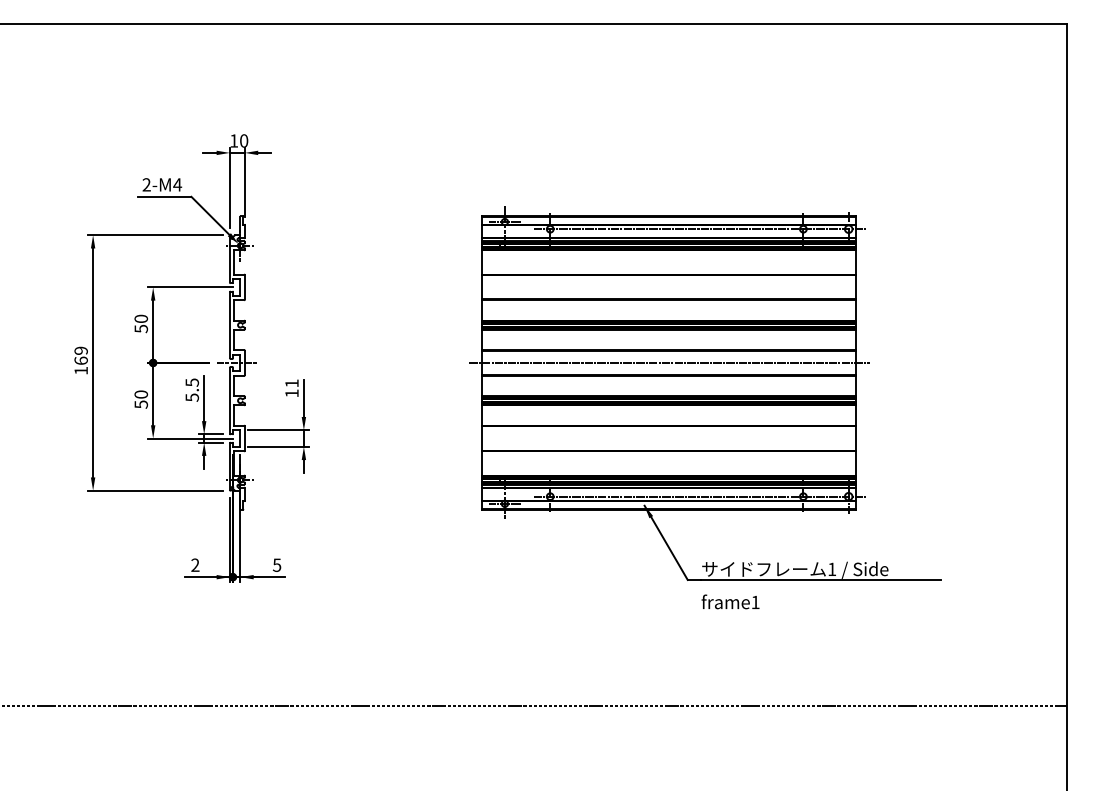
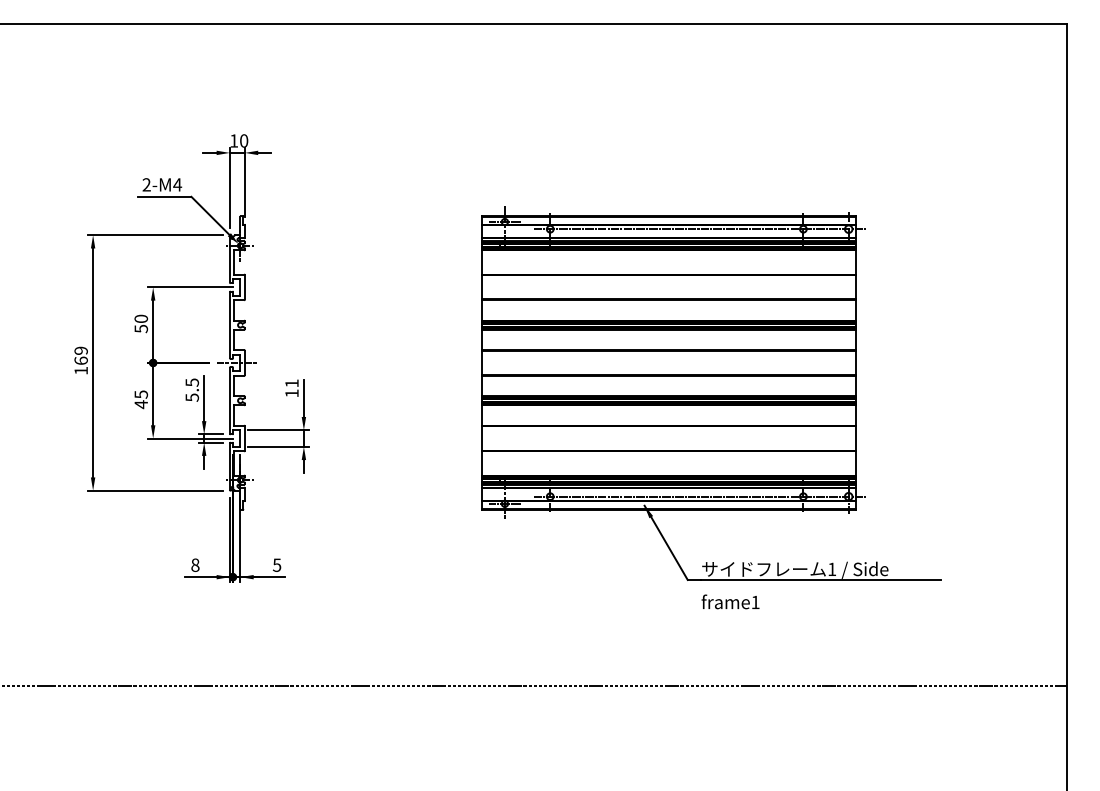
line: present -> none (669, 362)
text: 50 -> 45 (141, 399)
text: 2 -> 8 (195, 565)
line position: (534, 705) -> (534, 685) (534, 685)
